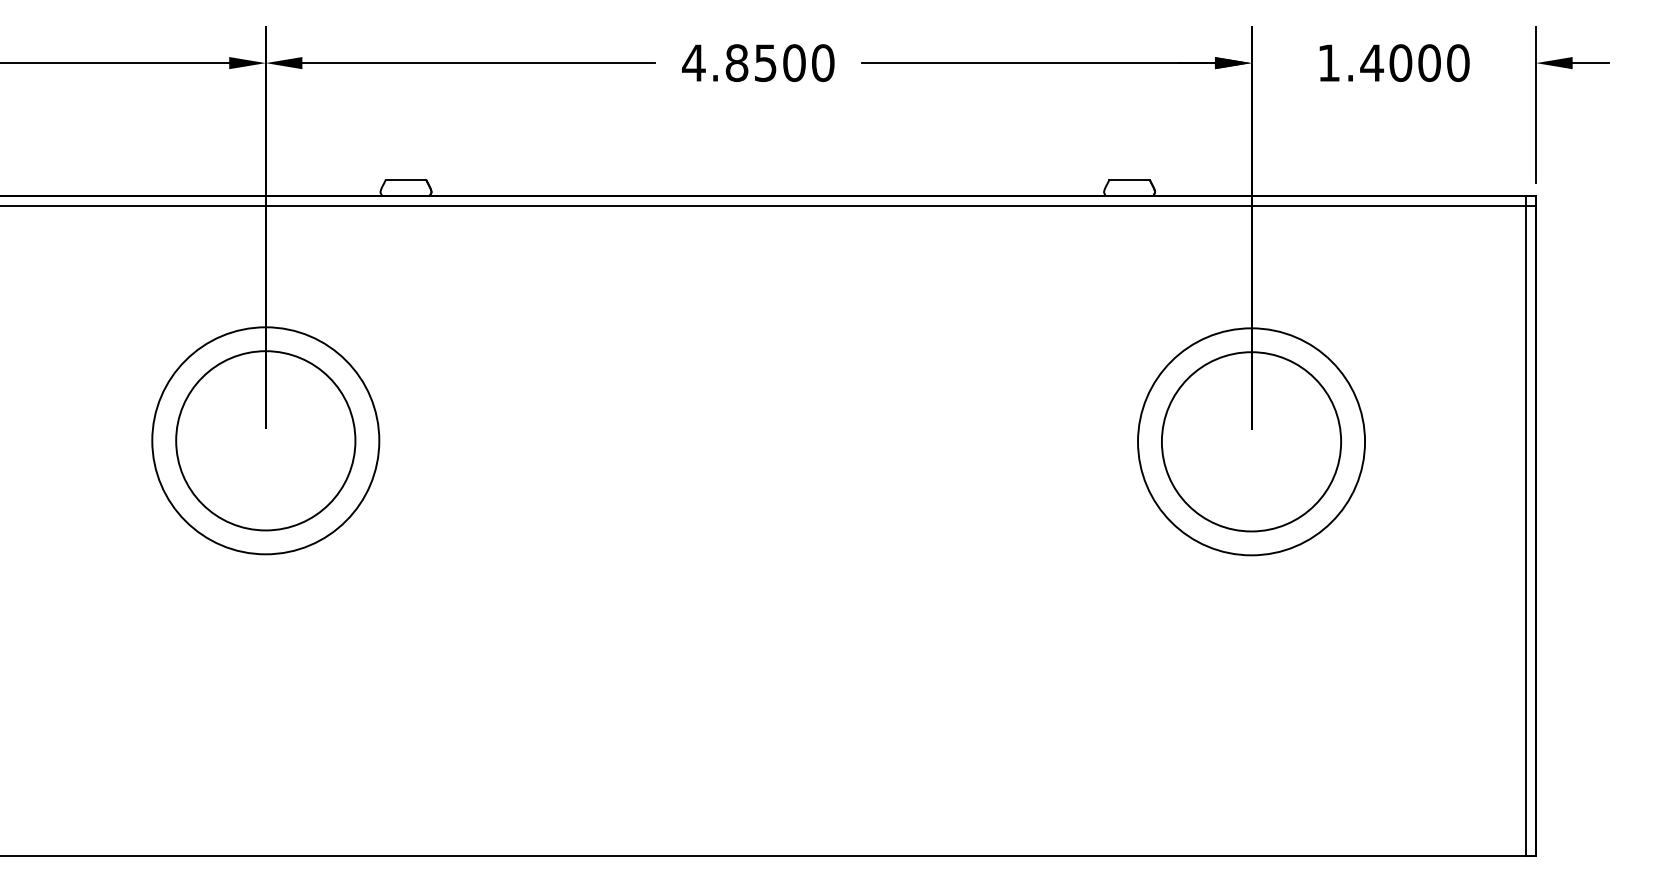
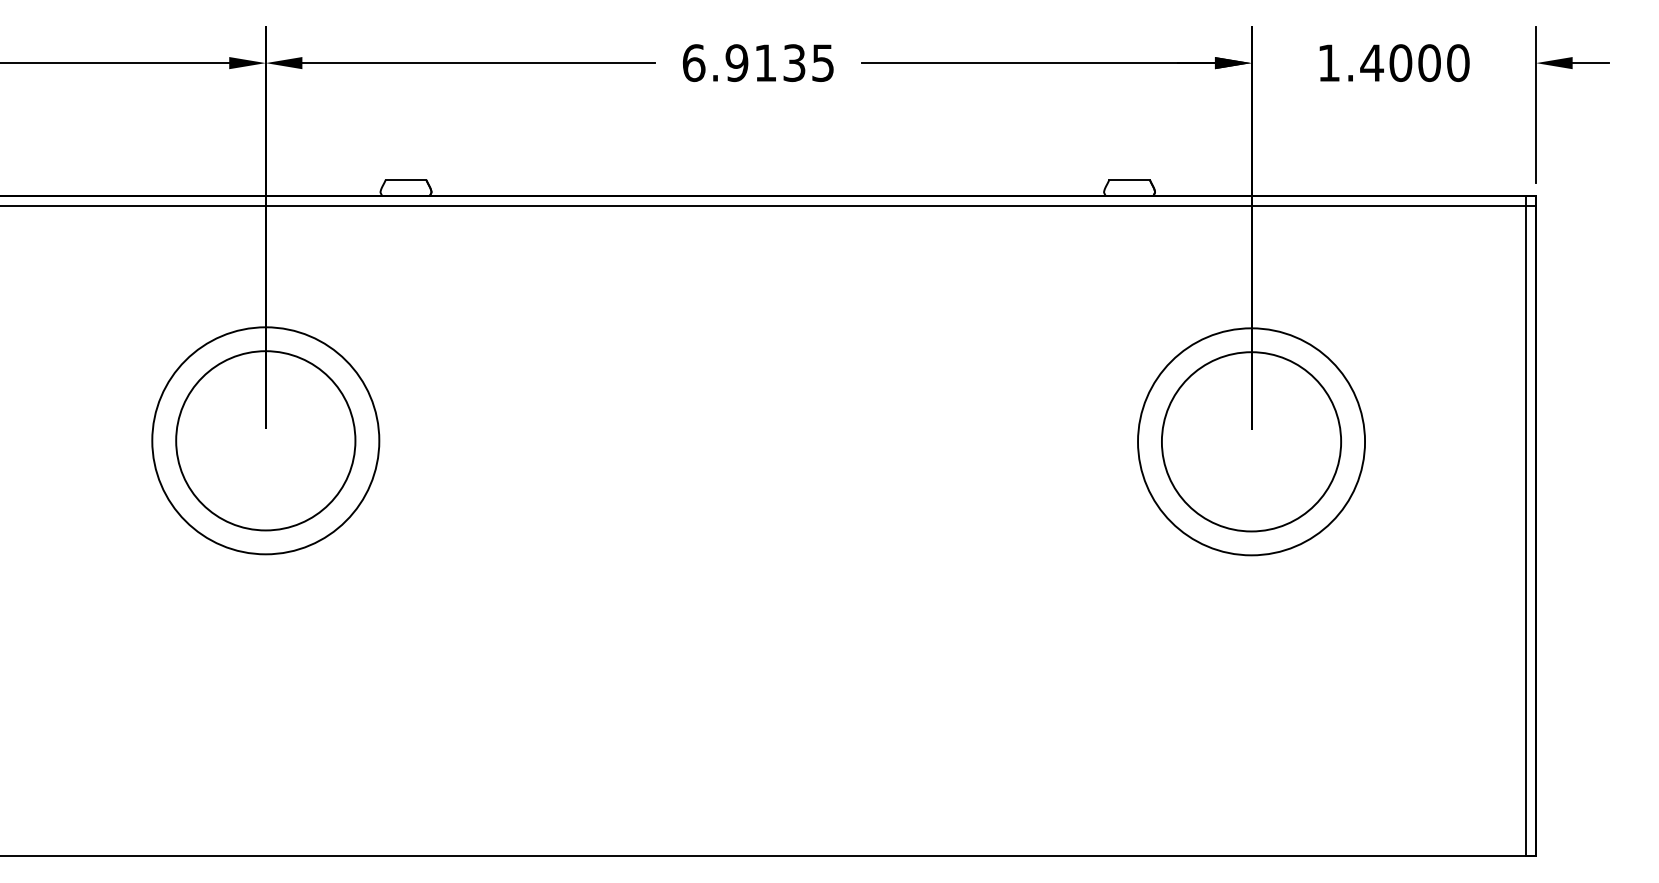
text: 4.8500 -> 6.9135 (758, 63)
